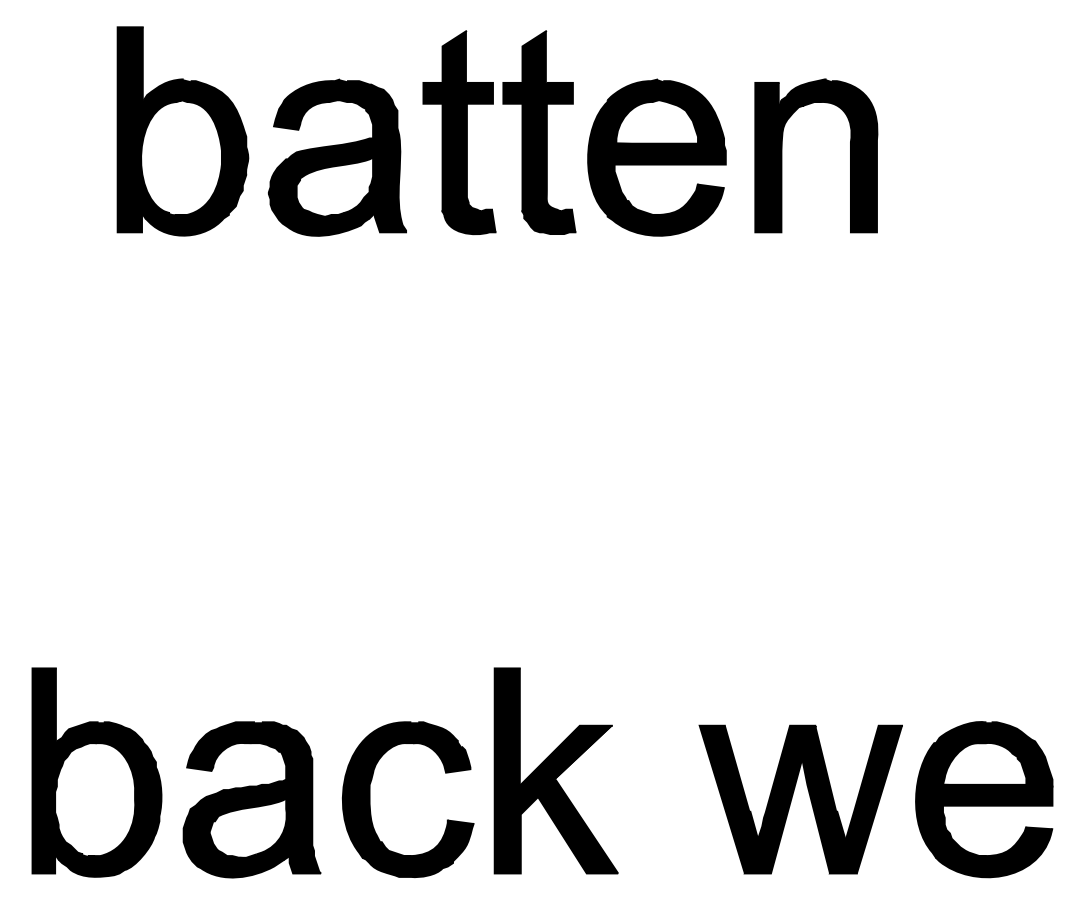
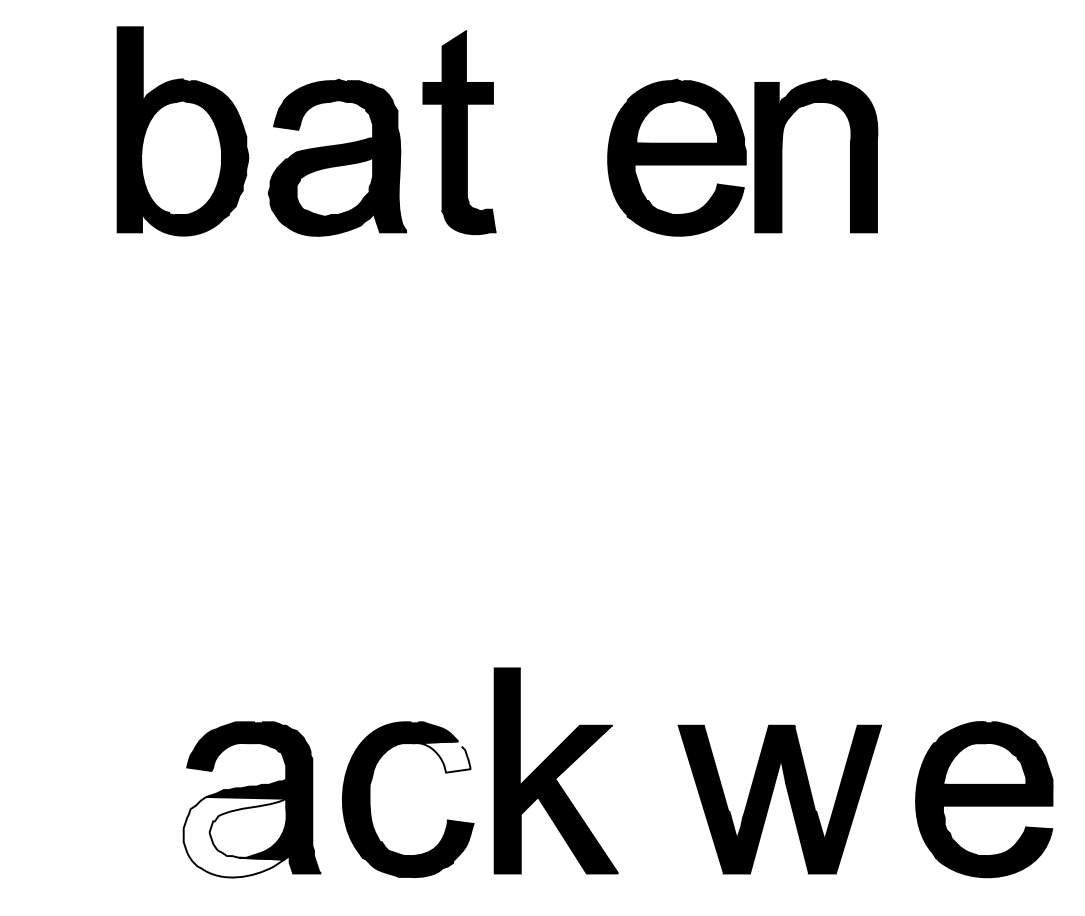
part: present -> none (539, 132)
part position: (656, 157) -> (676, 157) (676, 157)
fill: present -> none (441, 756)
part: present -> none (96, 772)
part position: (792, 799) -> (771, 799) (771, 799)
fill: present -> none (234, 837)
